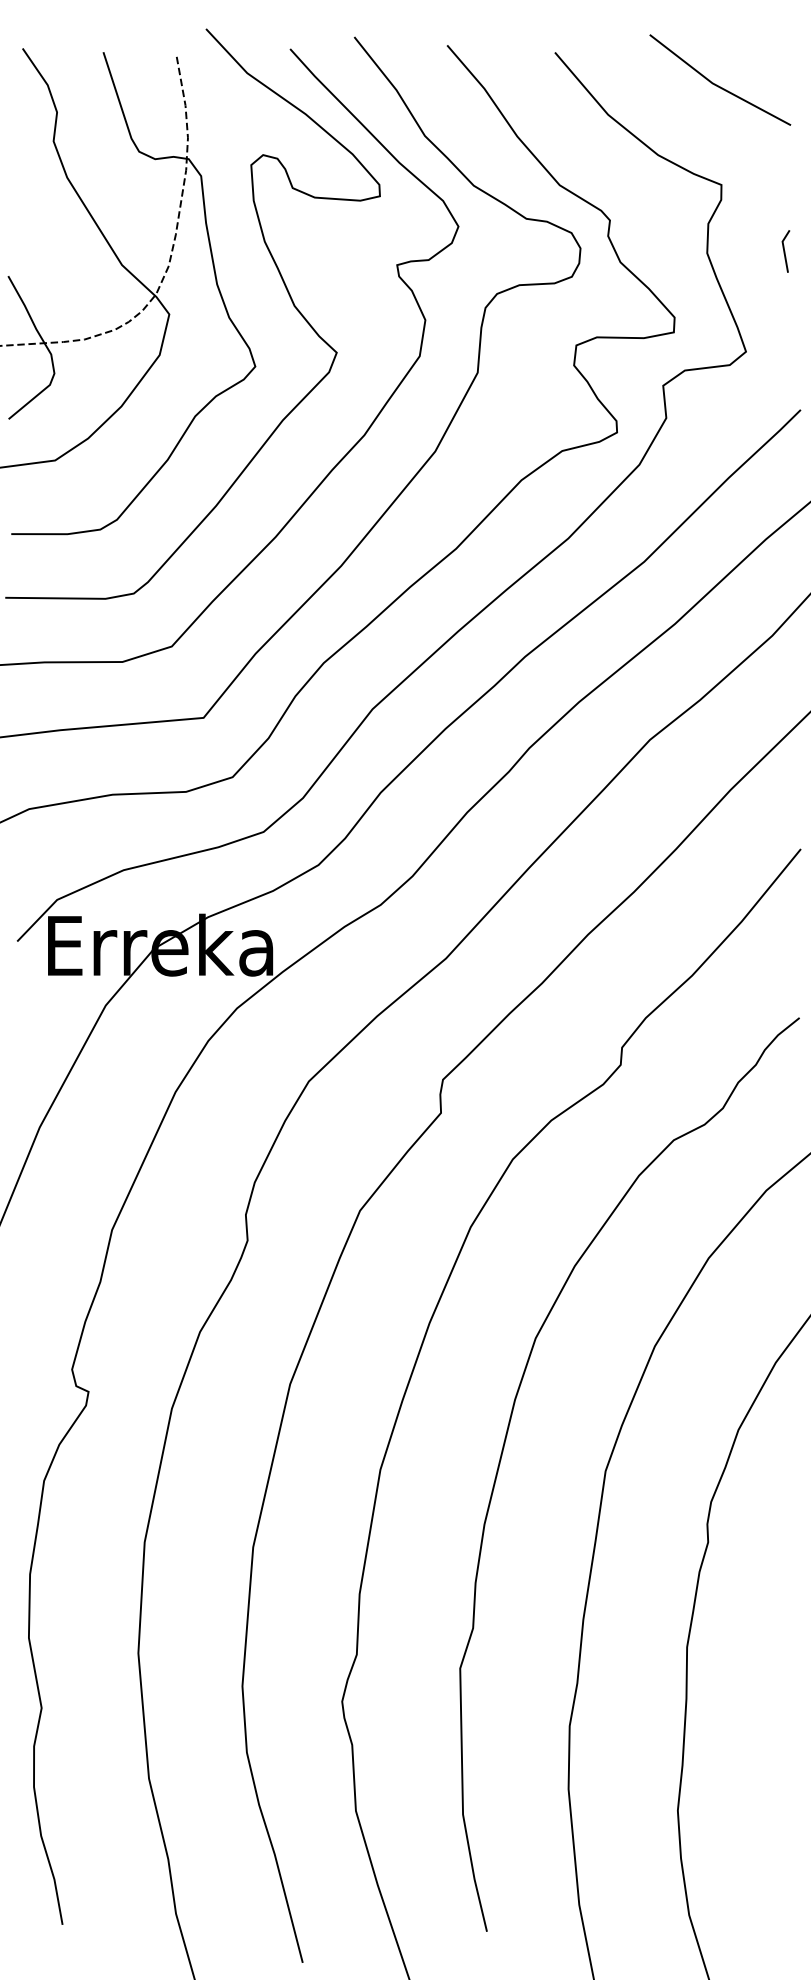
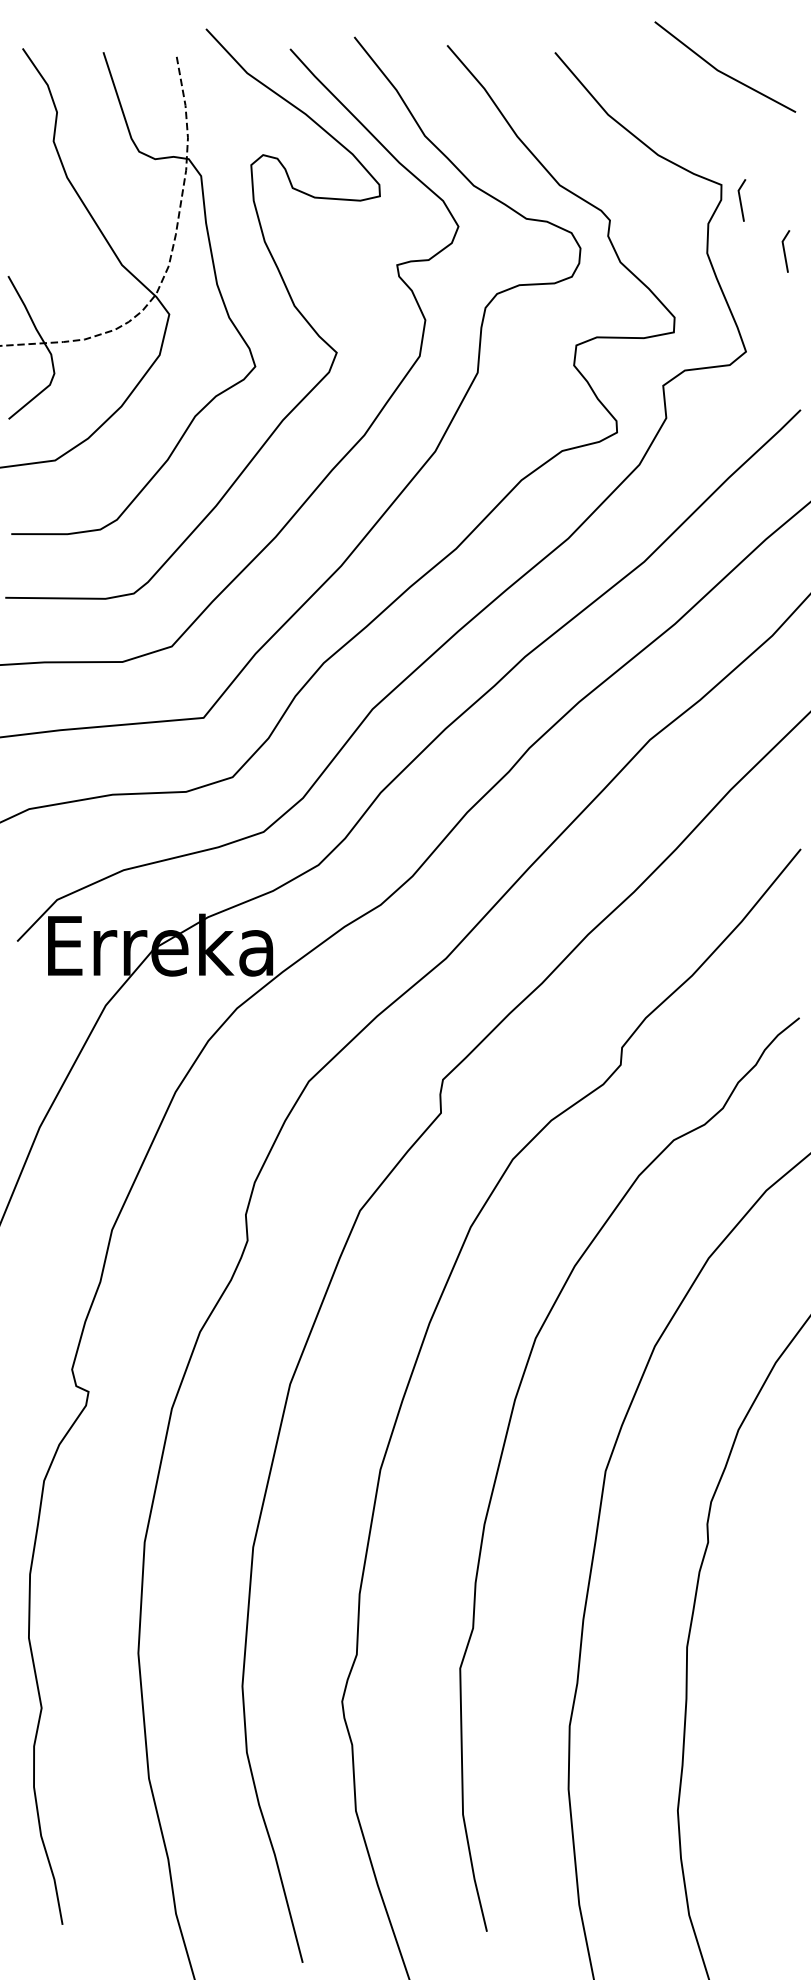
line position: (717, 84) -> (722, 71) (722, 71)
line: none -> present (741, 200)
